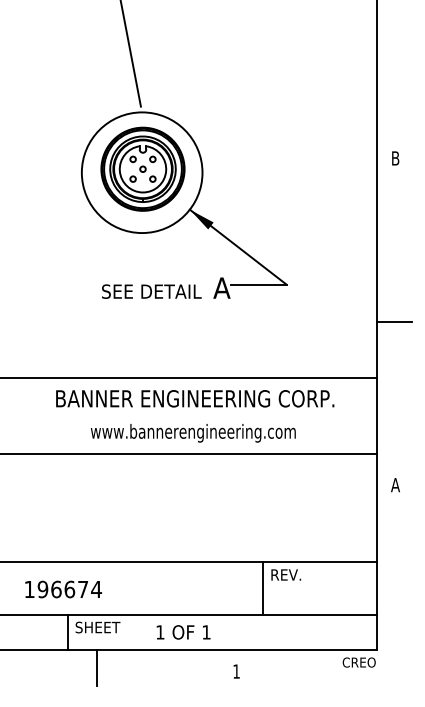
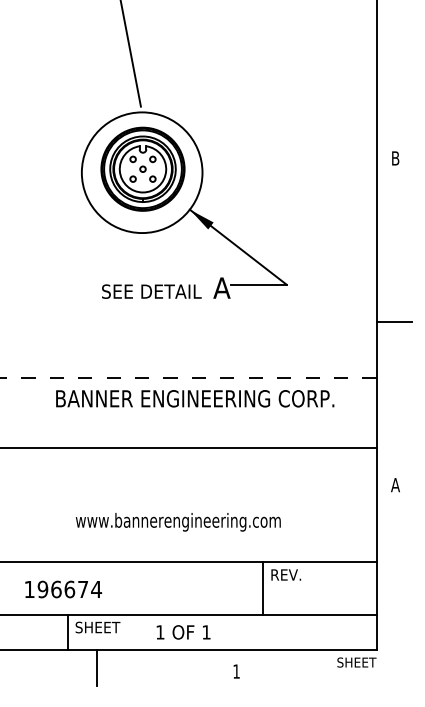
line: solid -> dashed (188, 377)
text position: (192, 433) -> (177, 522) (177, 522)
line position: (189, 454) -> (189, 448) (189, 448)
text: CREO -> SHEET (356, 662)
